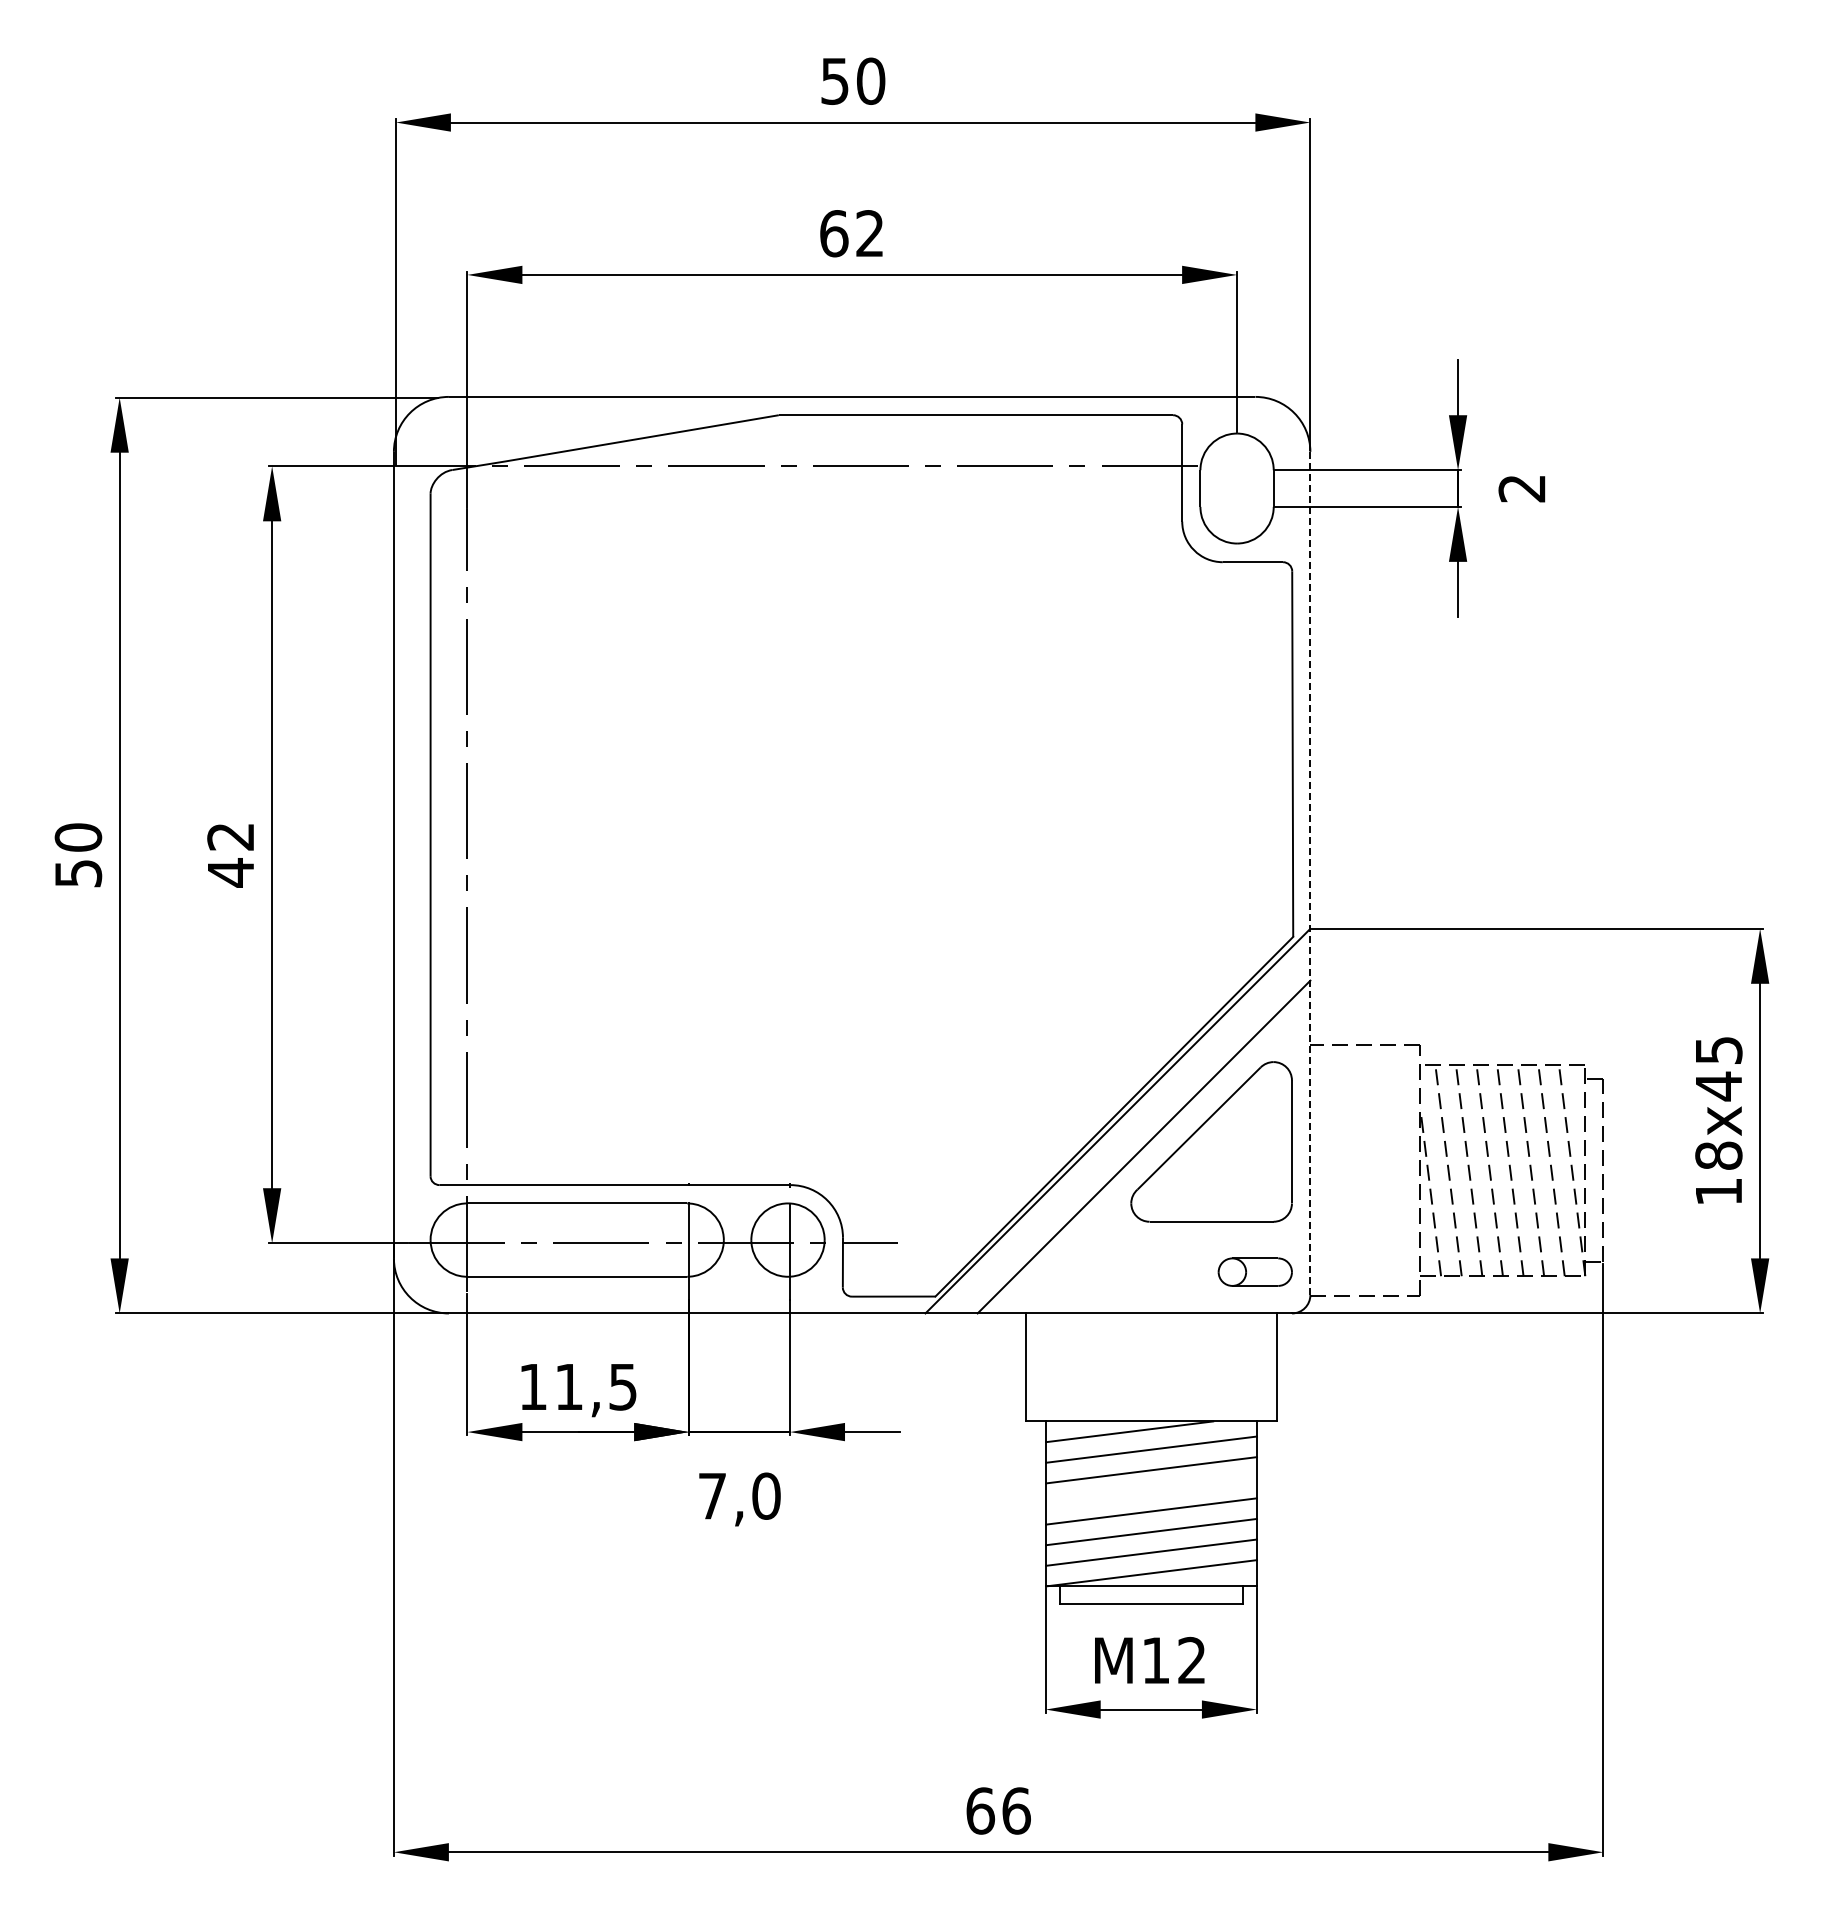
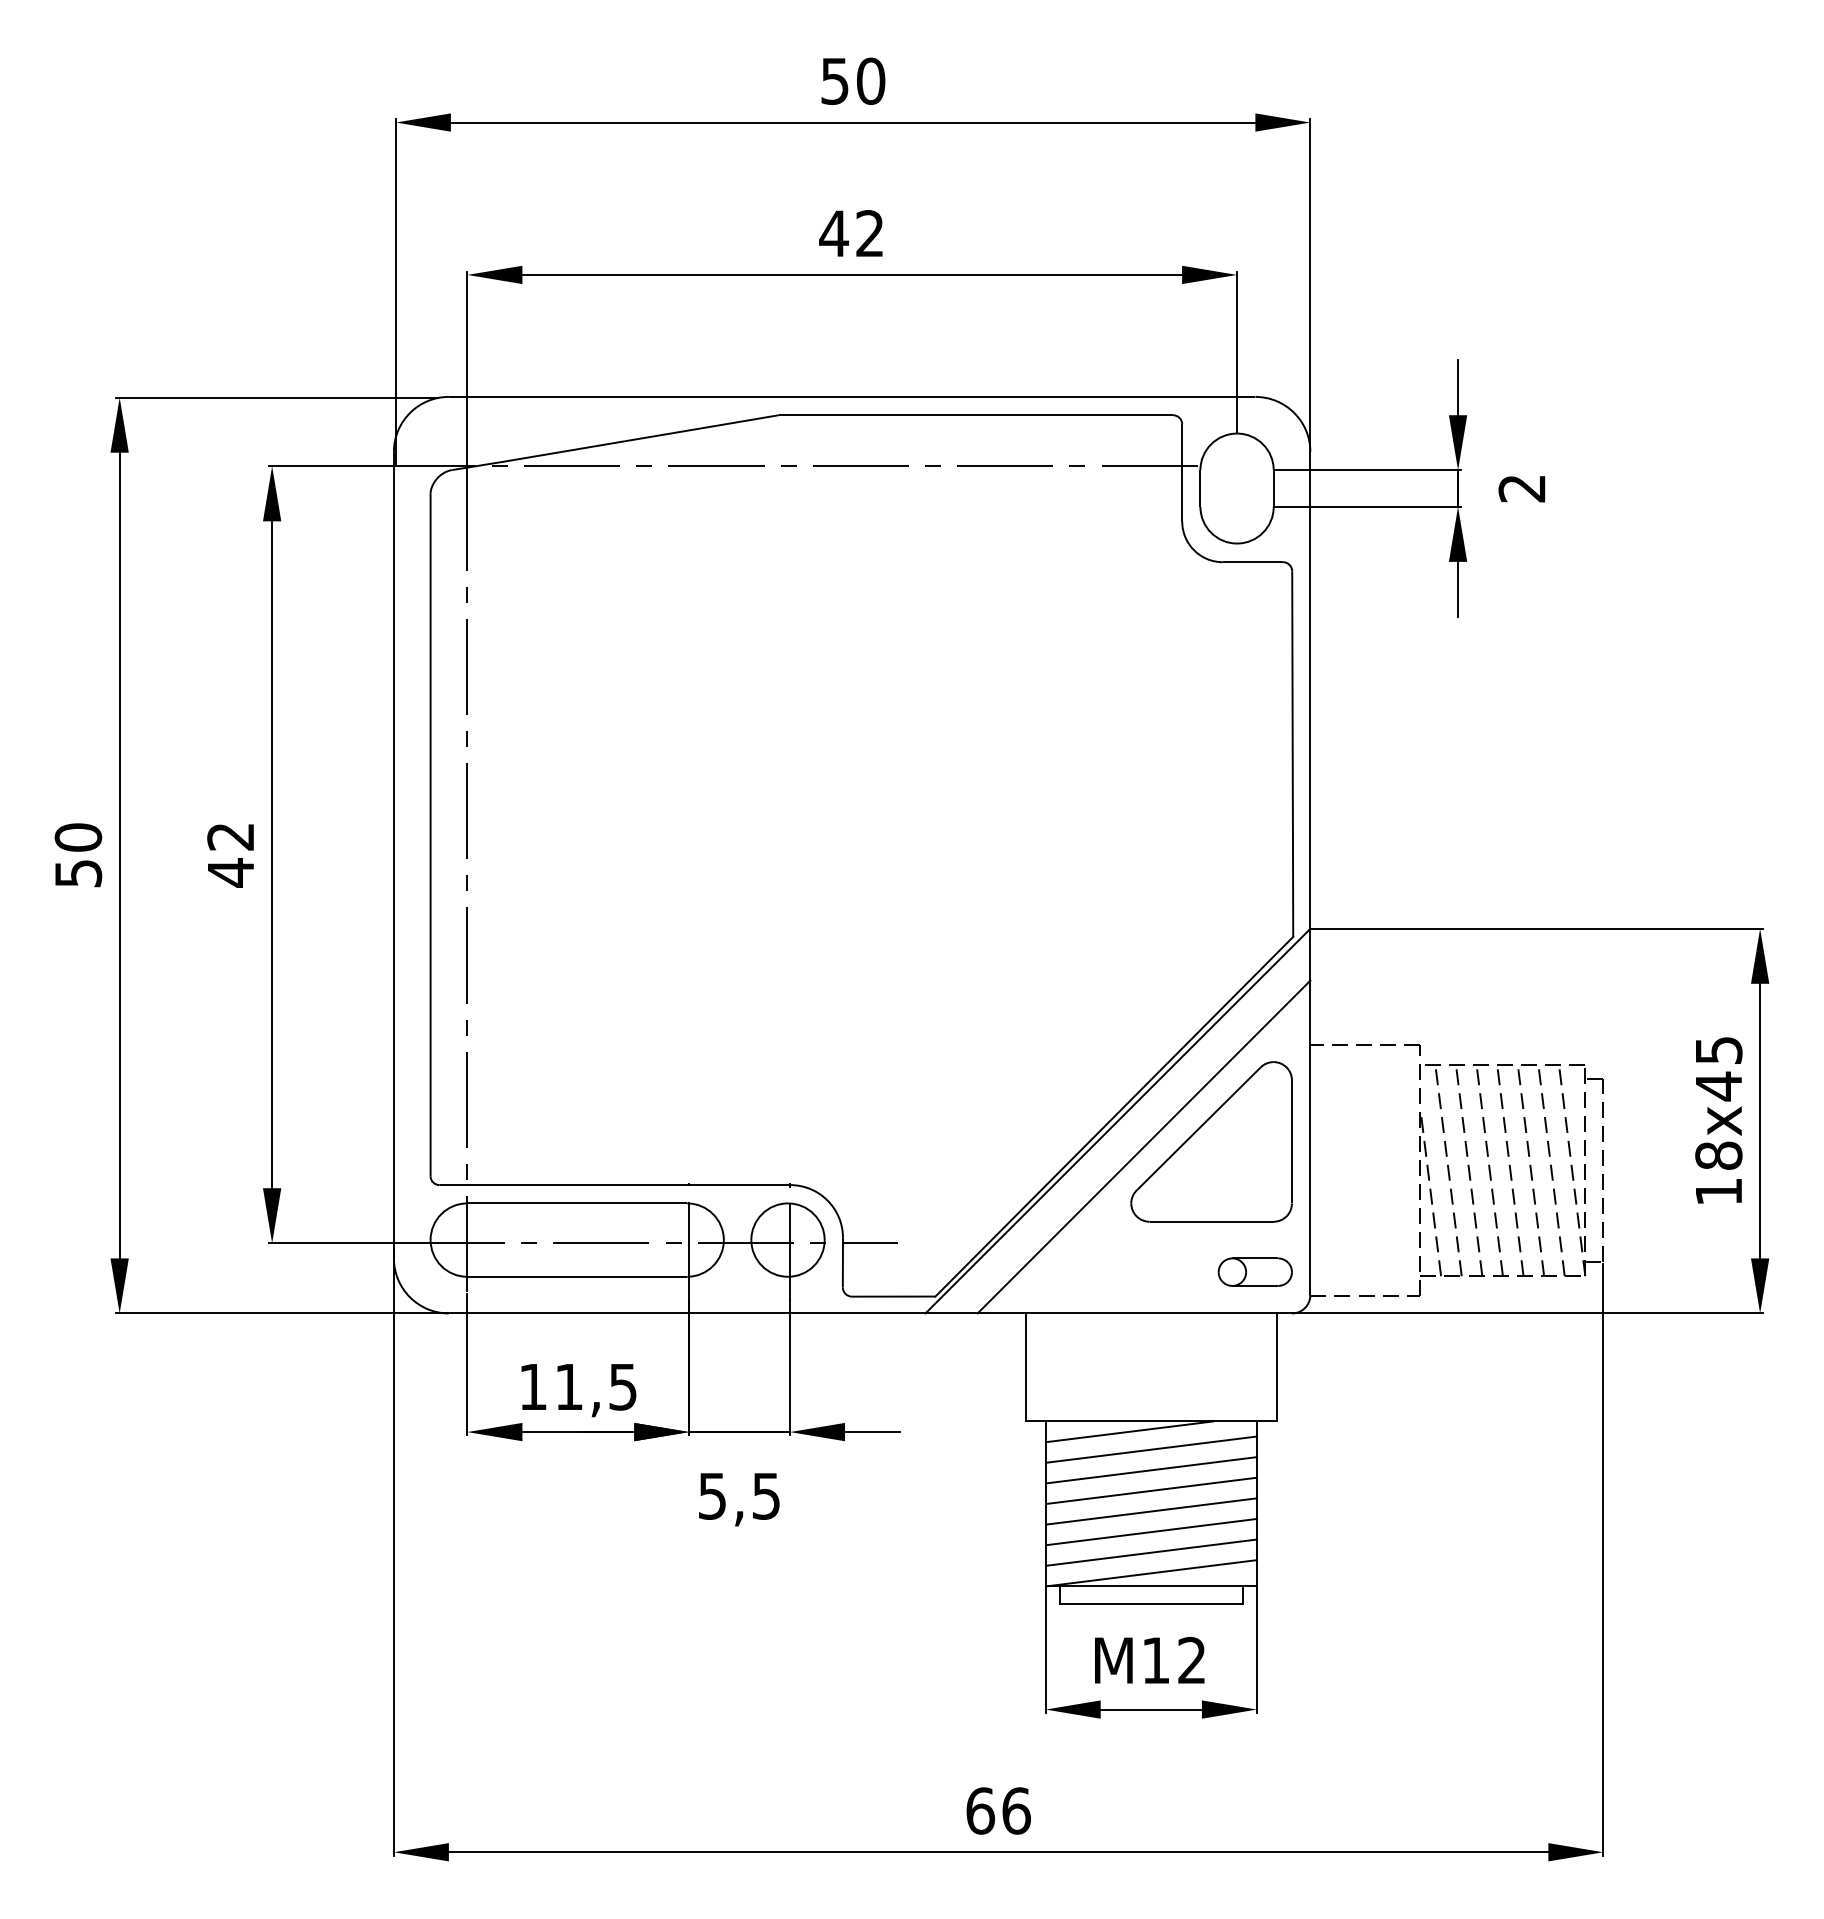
text: 62 -> 42 (833, 233)
line: dashed -> solid (1310, 873)
line: none -> present (1151, 1490)
text: 7,0 -> 5,5 (739, 1495)
